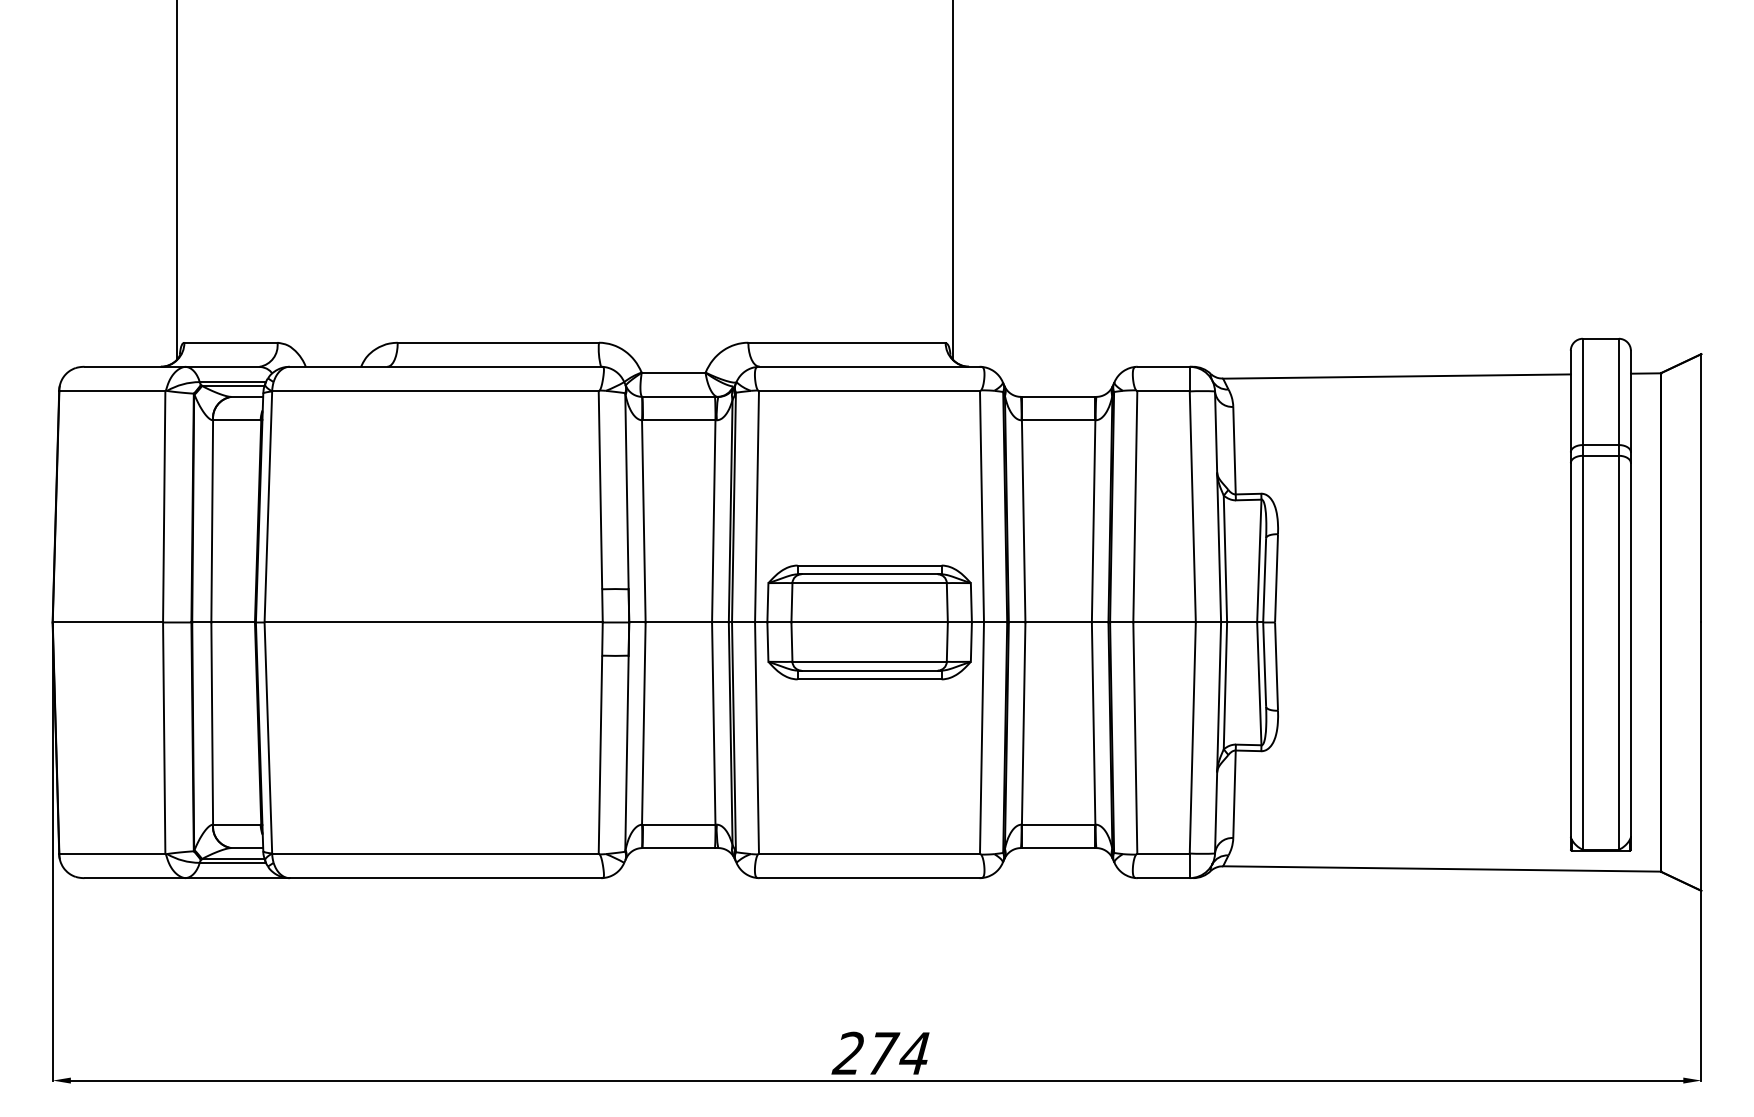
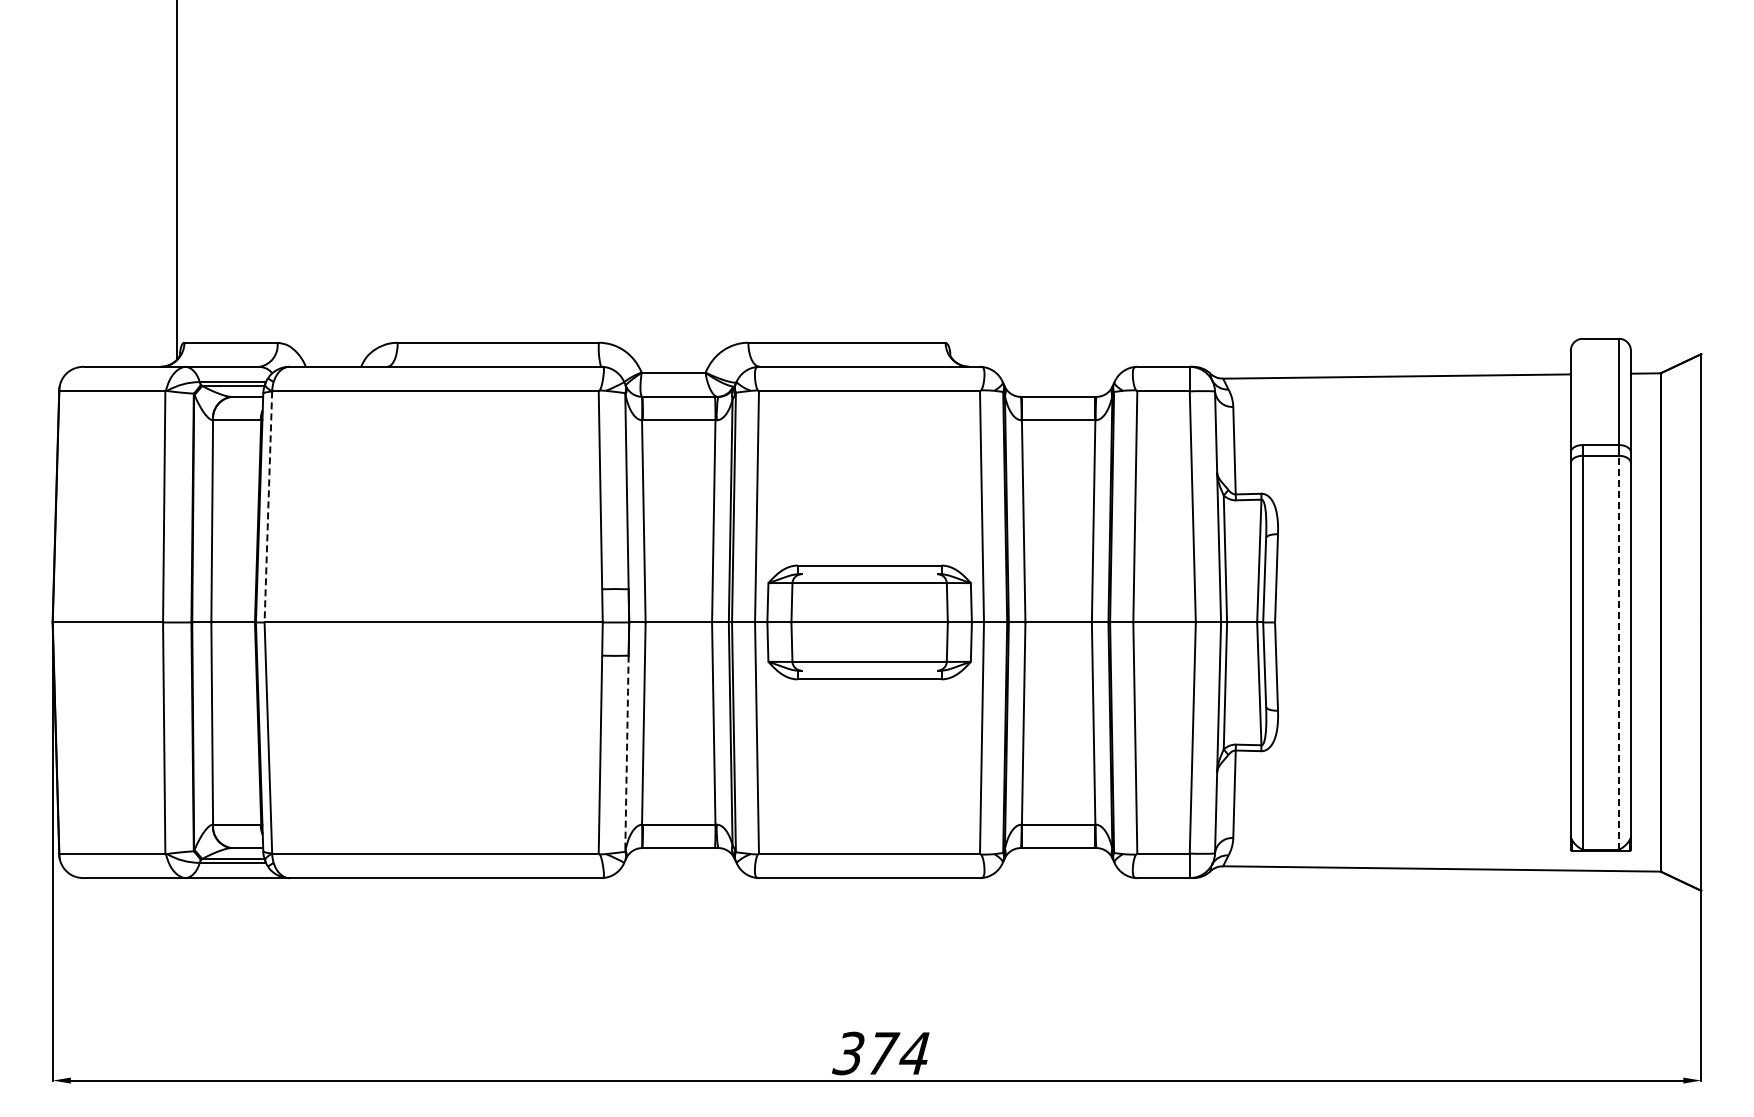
line: present -> none (953, 180)
line: present -> none (1582, 391)
line: solid -> dashed (268, 506)
line: present -> none (869, 574)
line: solid -> dashed (1618, 652)
line: present -> none (869, 670)
line: solid -> dashed (626, 753)
text: 274 -> 374 (847, 1053)
